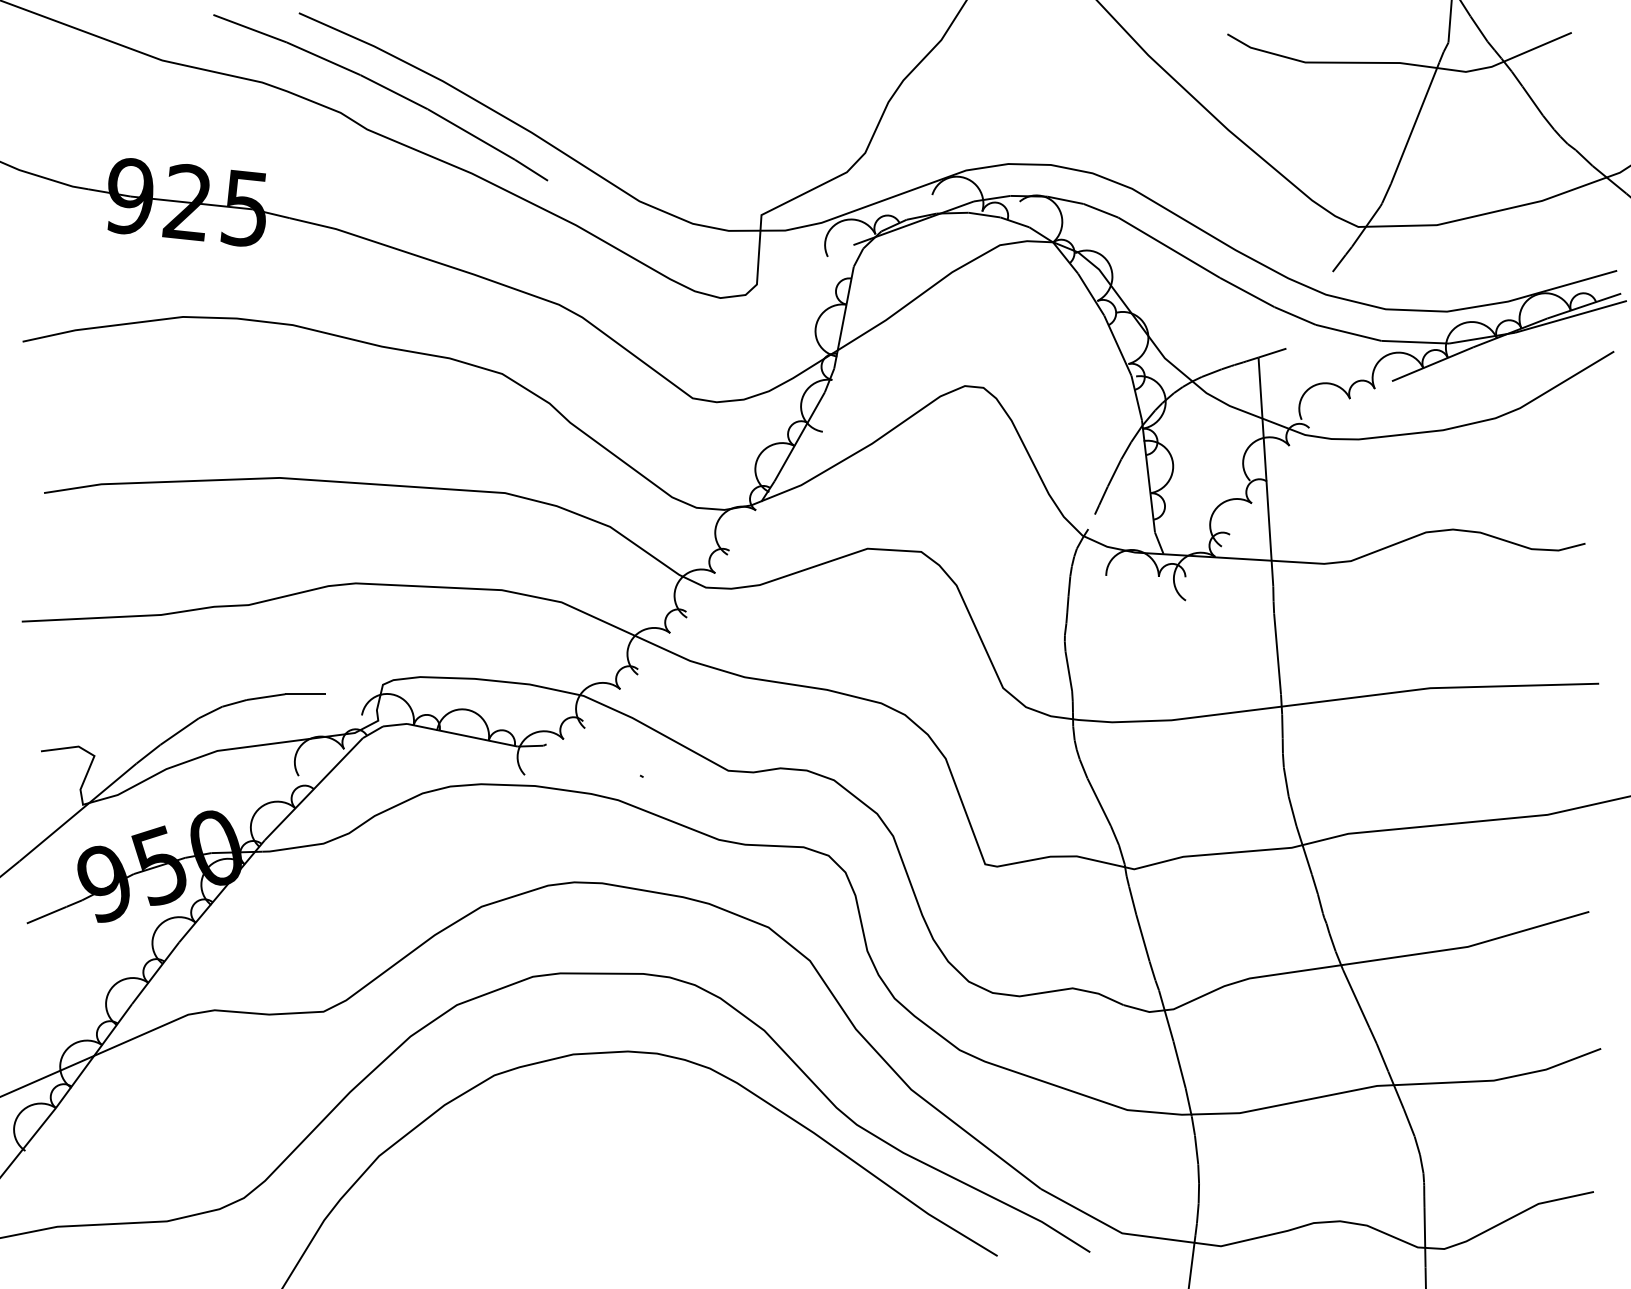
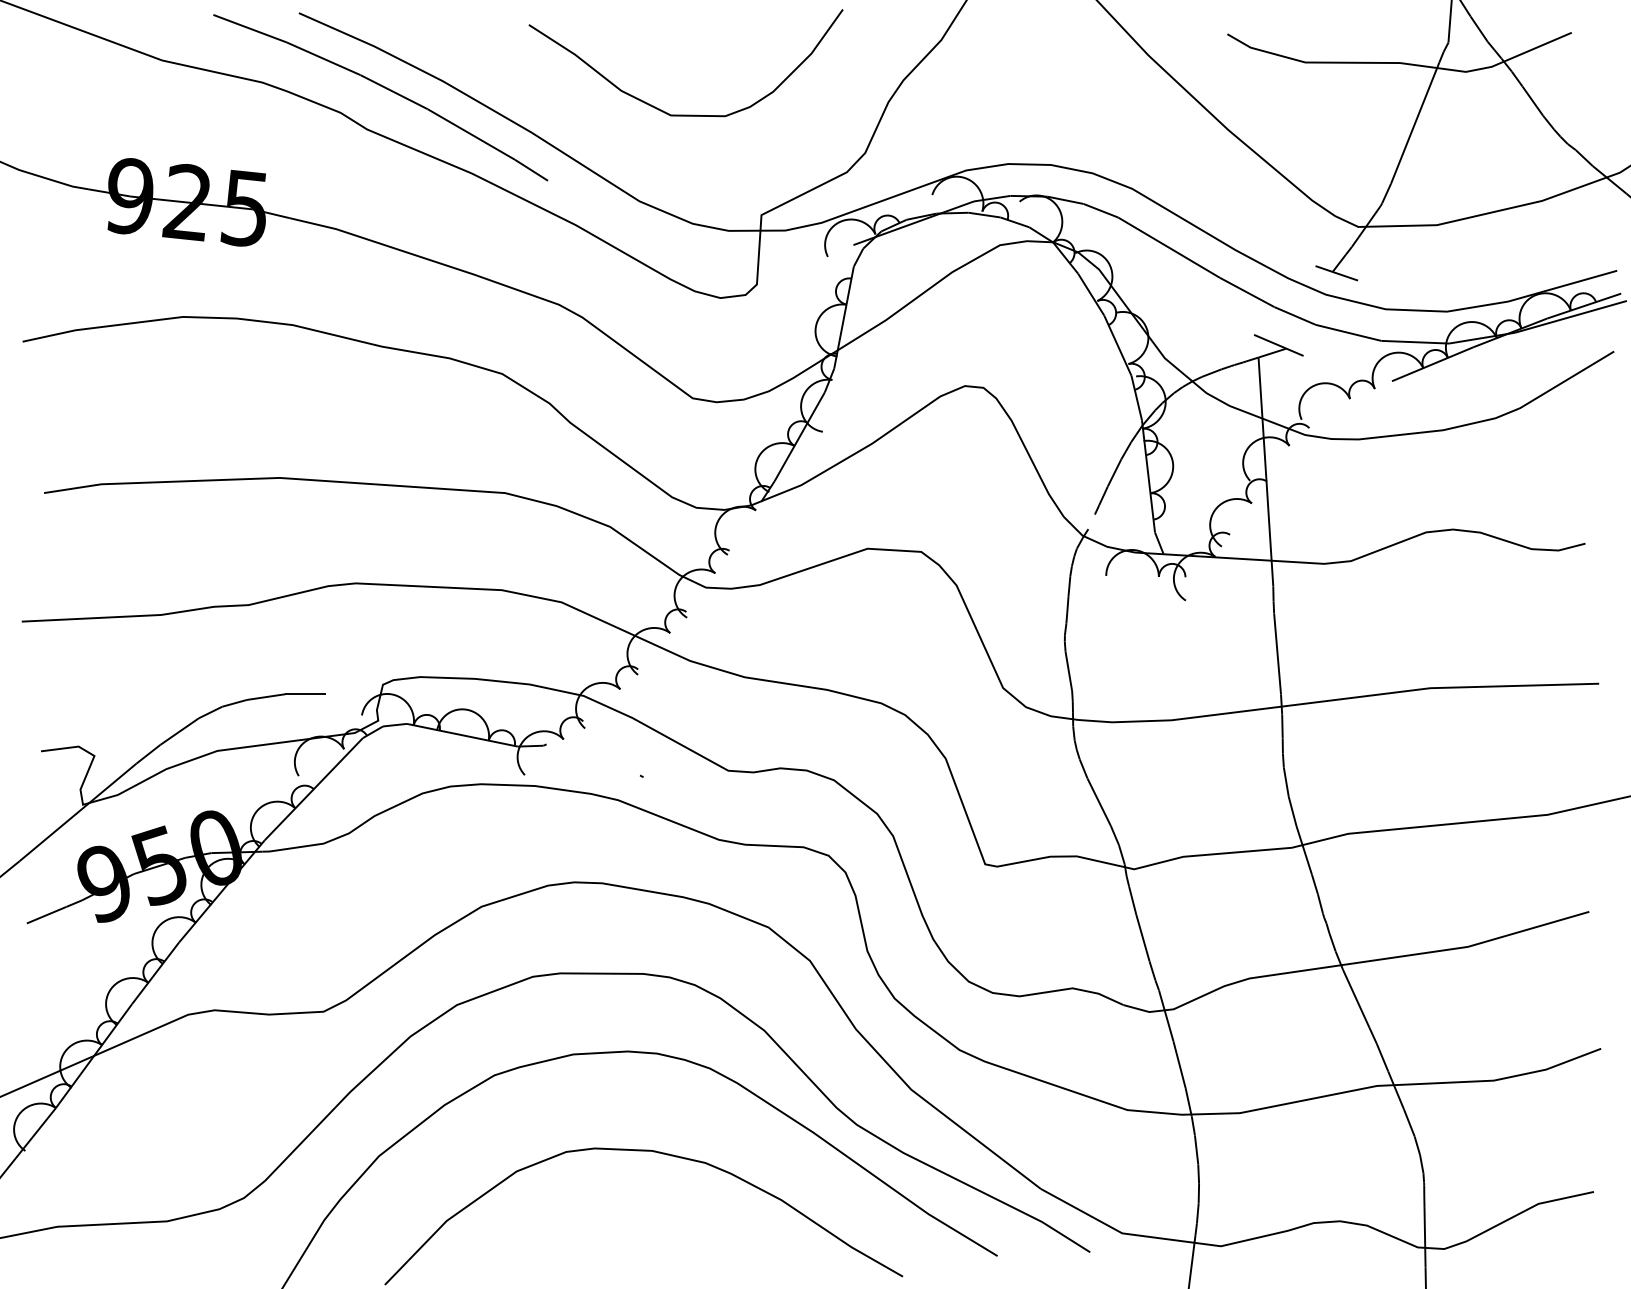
curve: none -> present (685, 114)
line: none -> present (1336, 273)
line: none -> present (1278, 344)
curve: none -> present (658, 1153)
